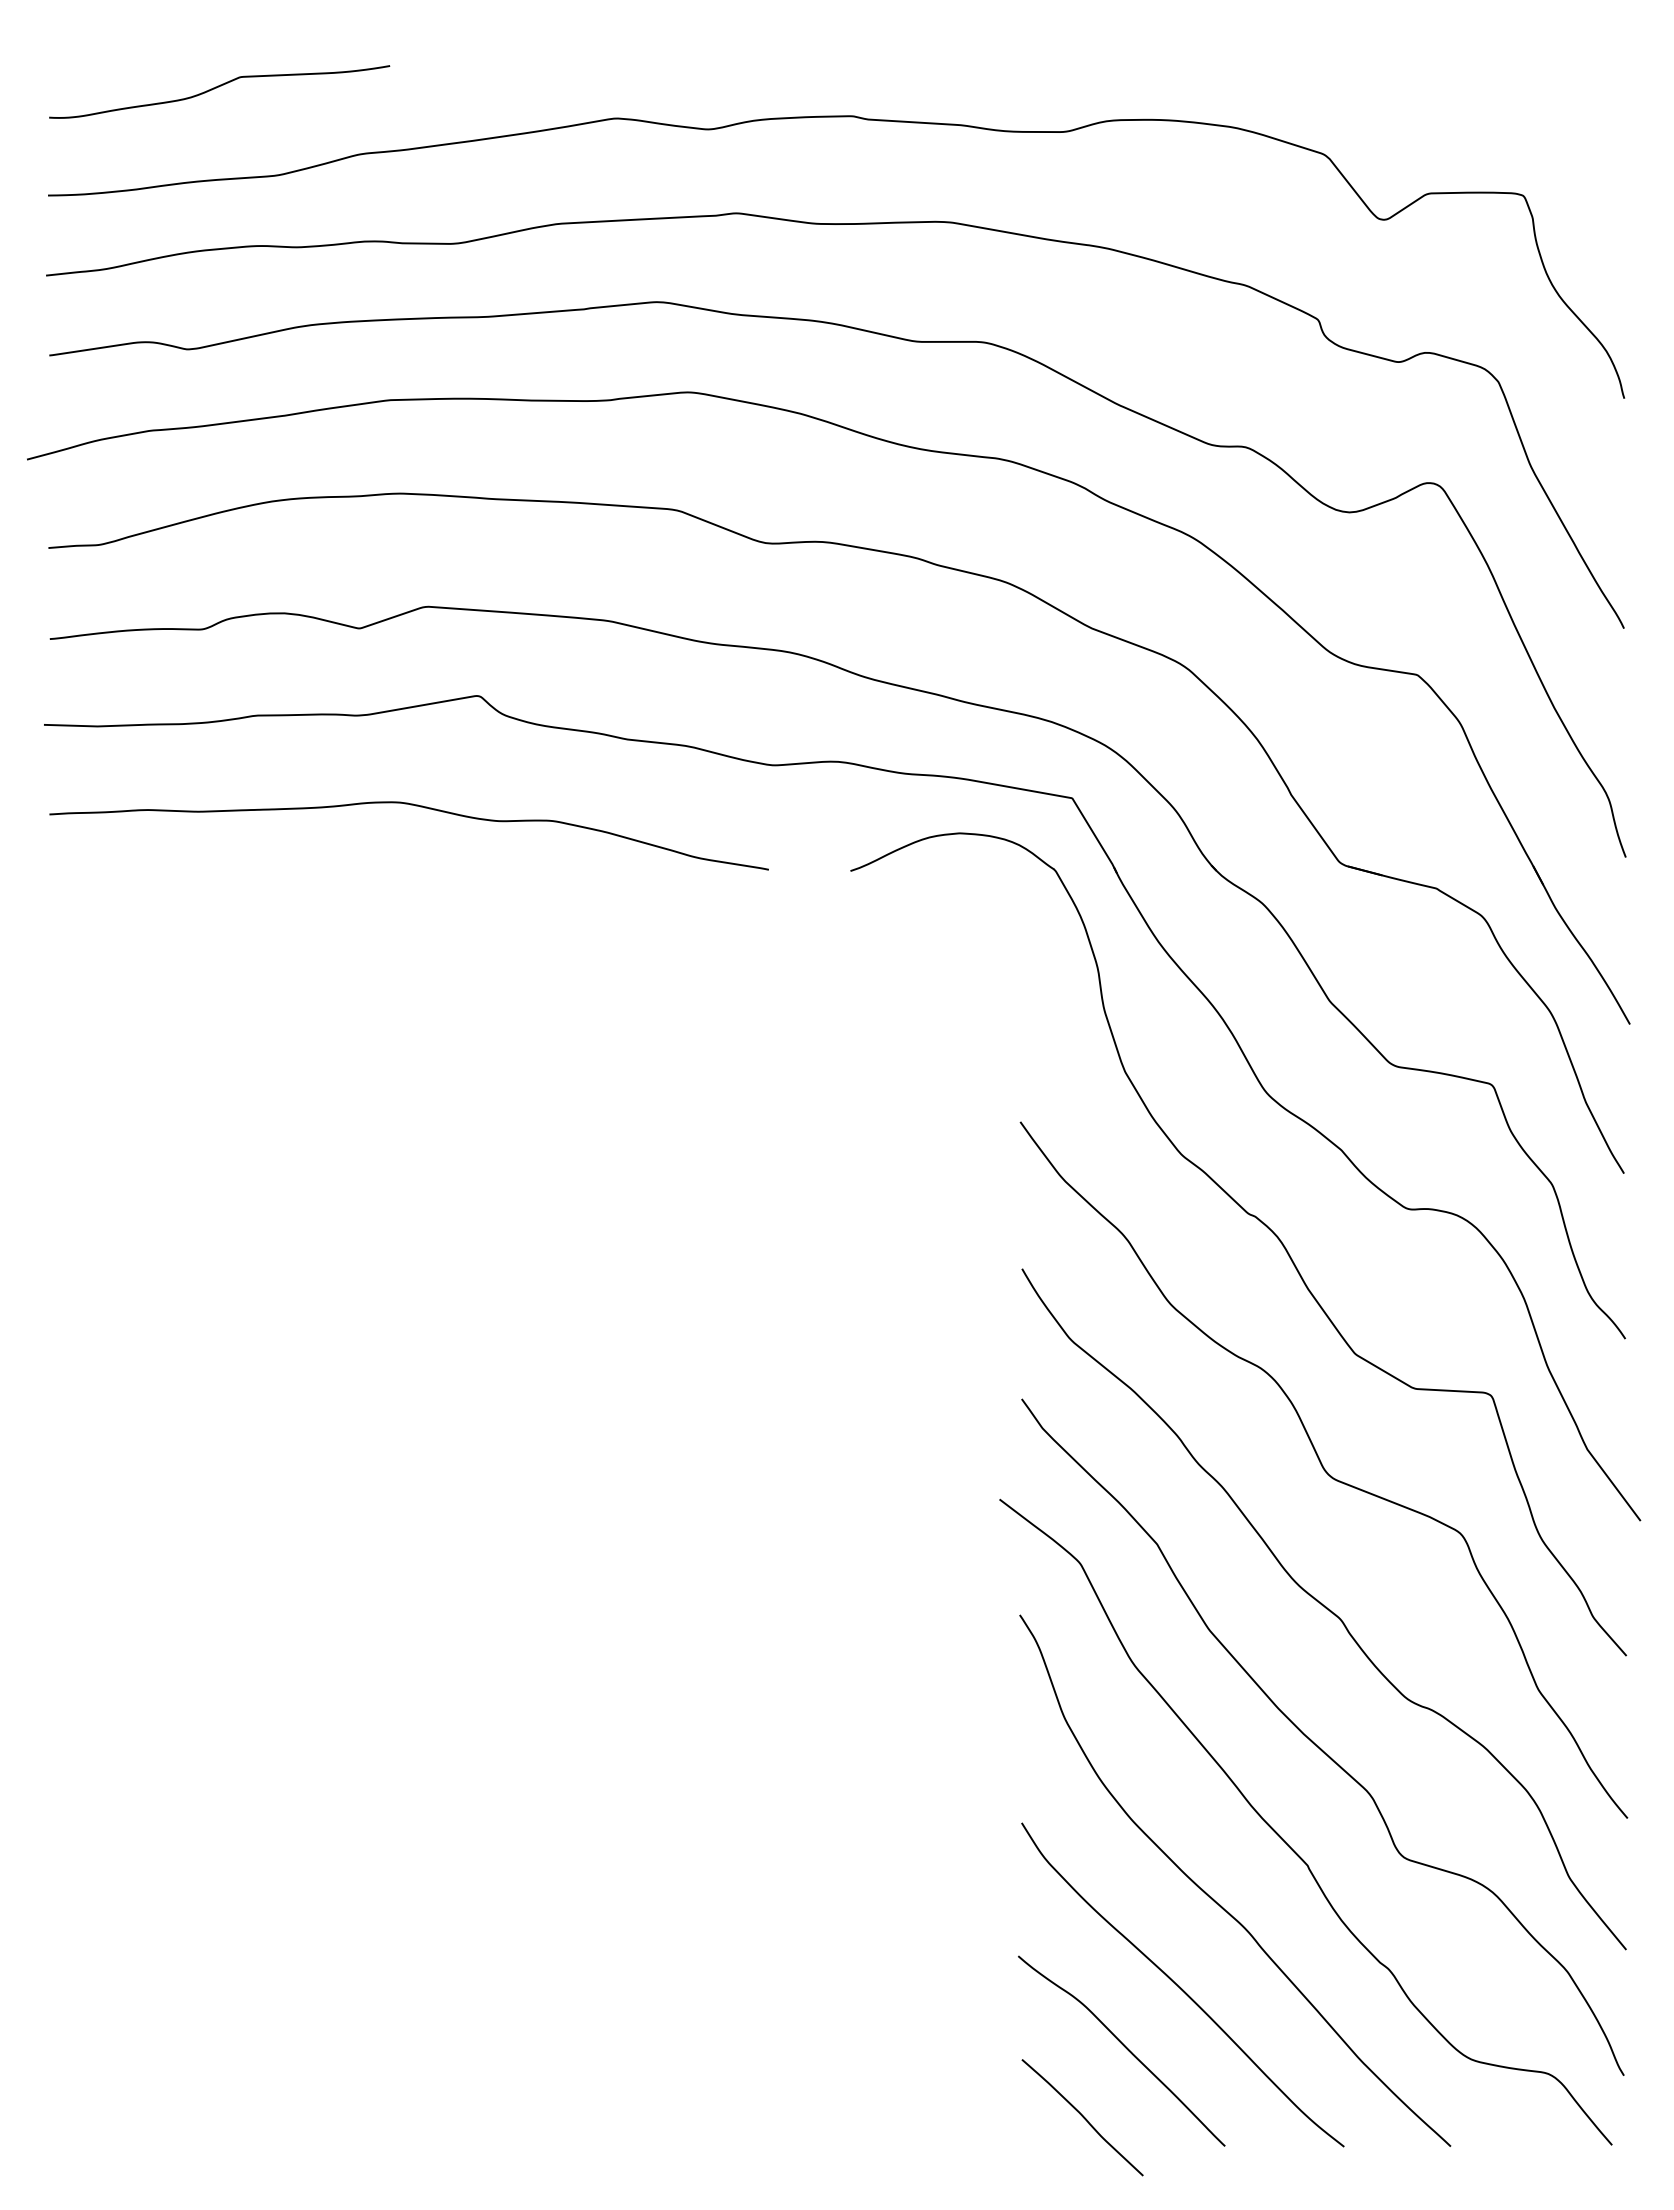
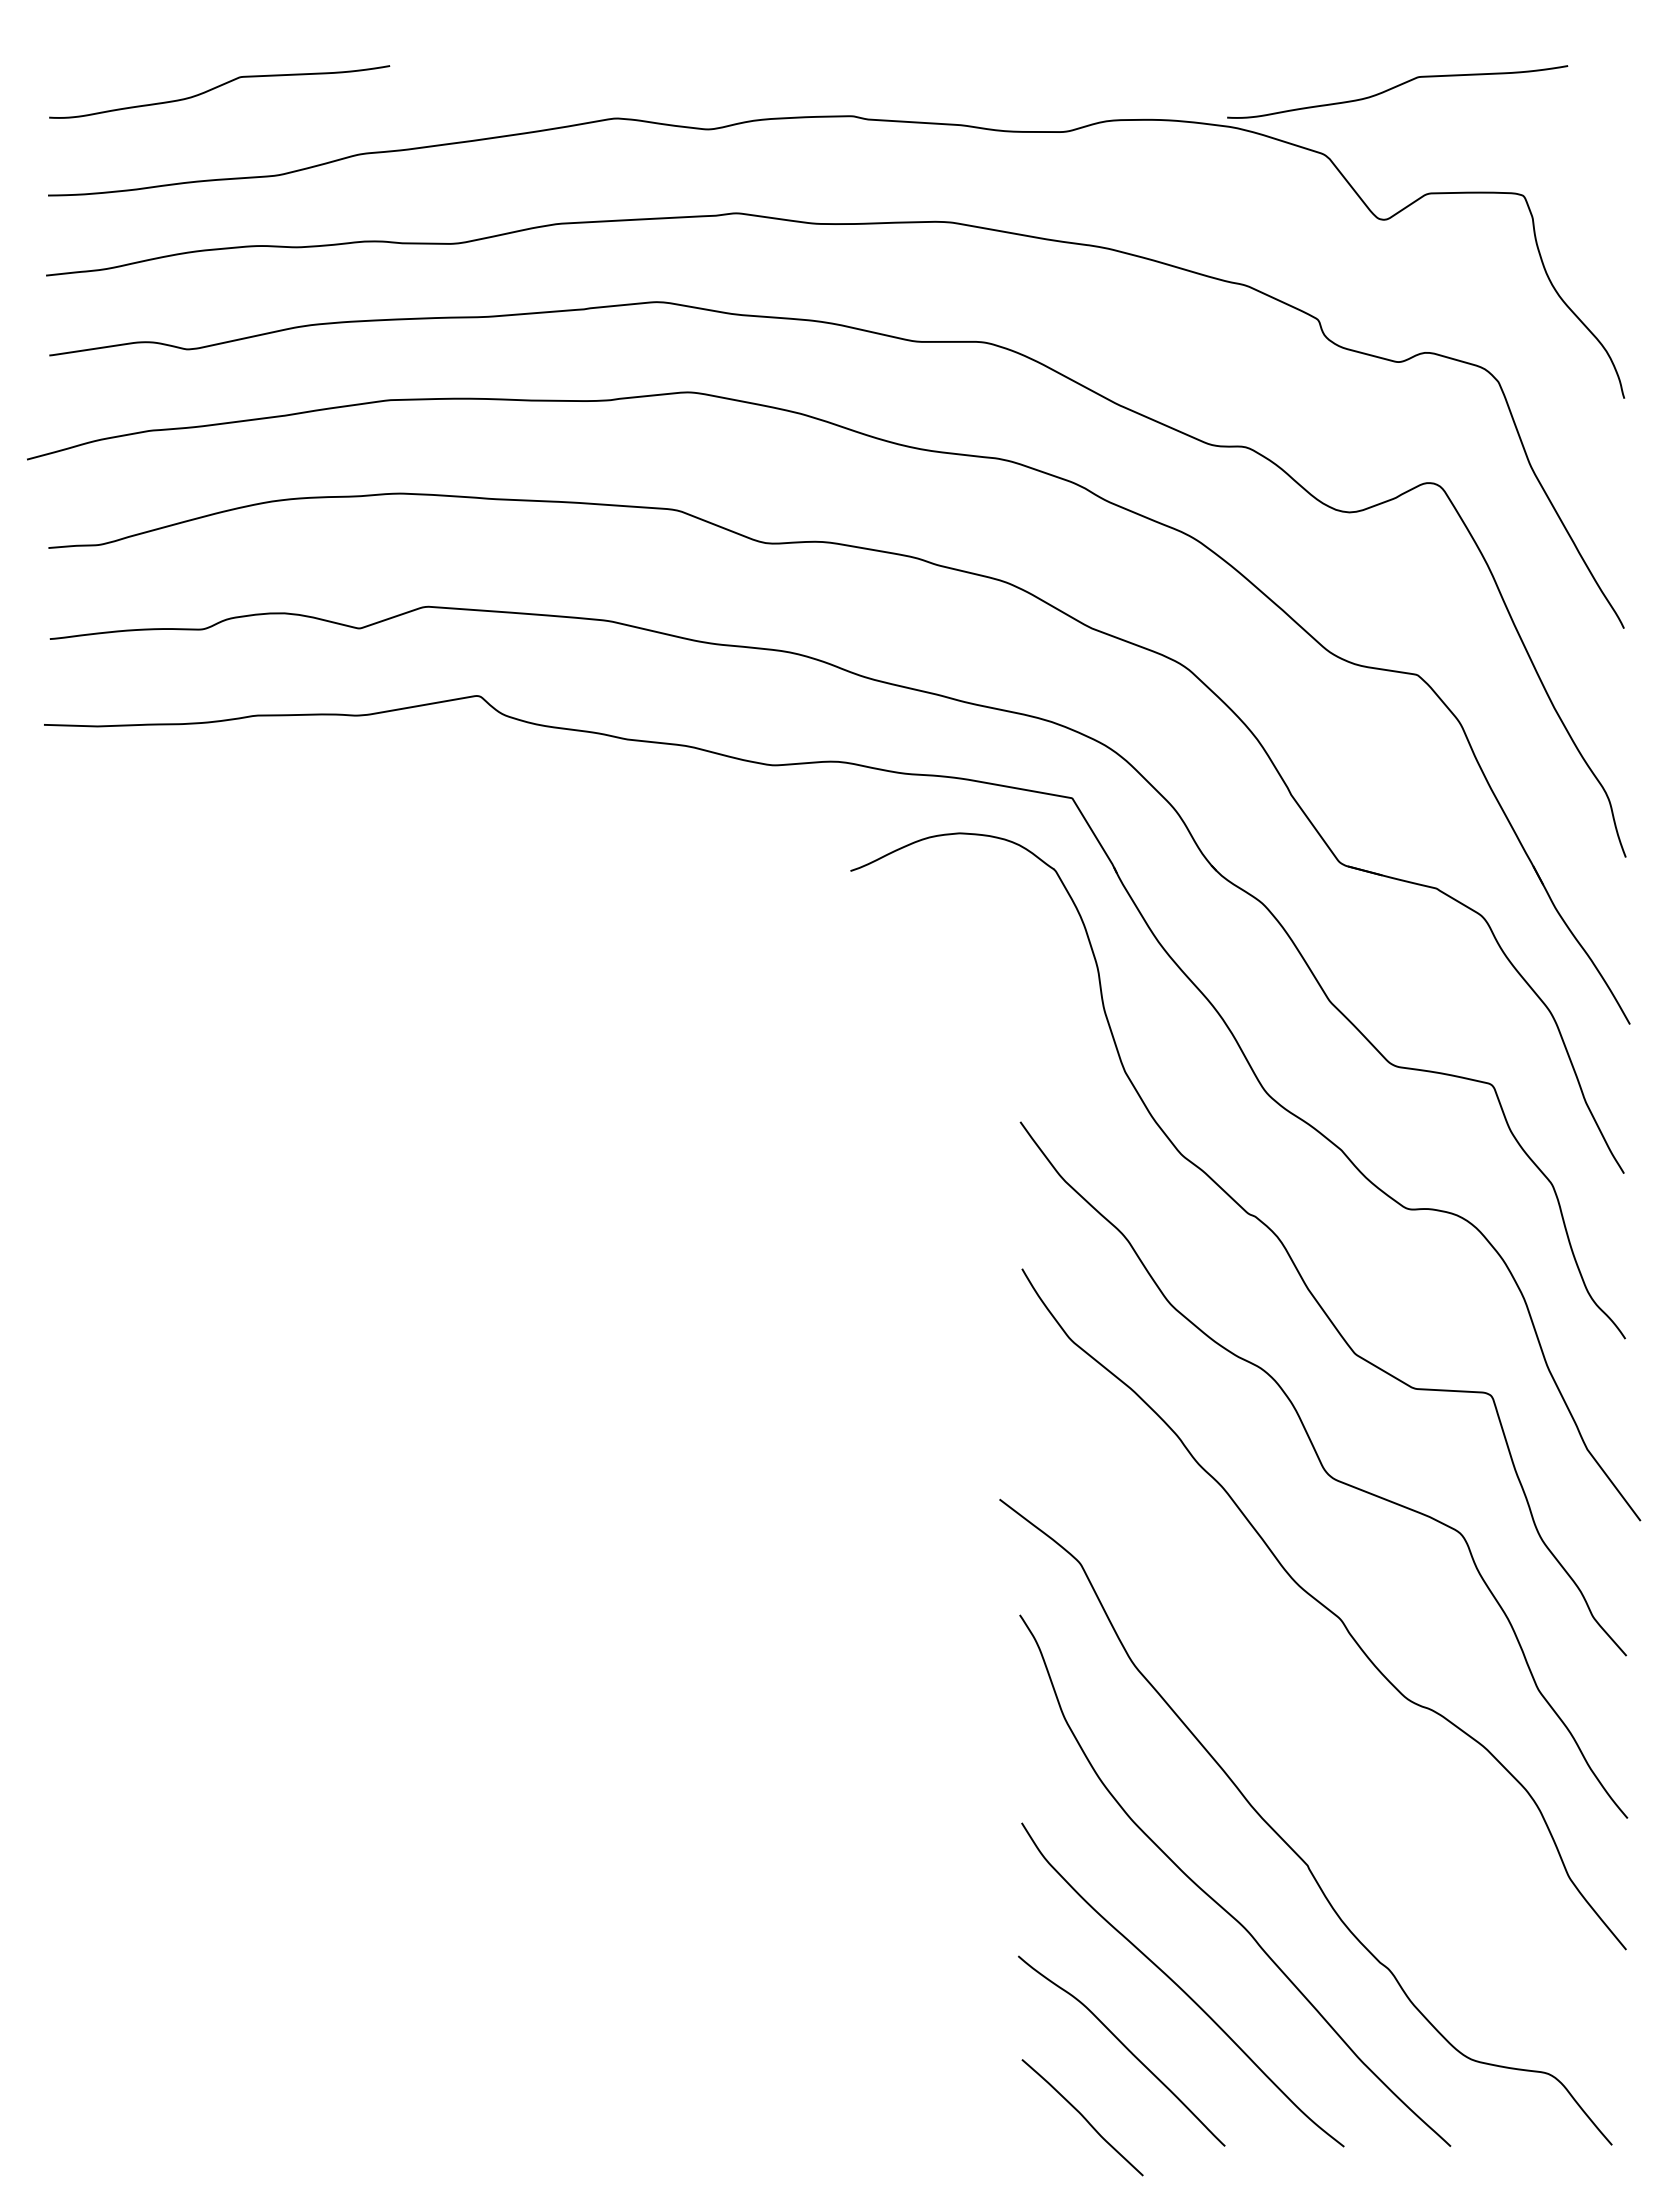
curve: none -> present (1397, 87)
curve: present -> none (415, 806)
curve: present -> none (1315, 1743)
